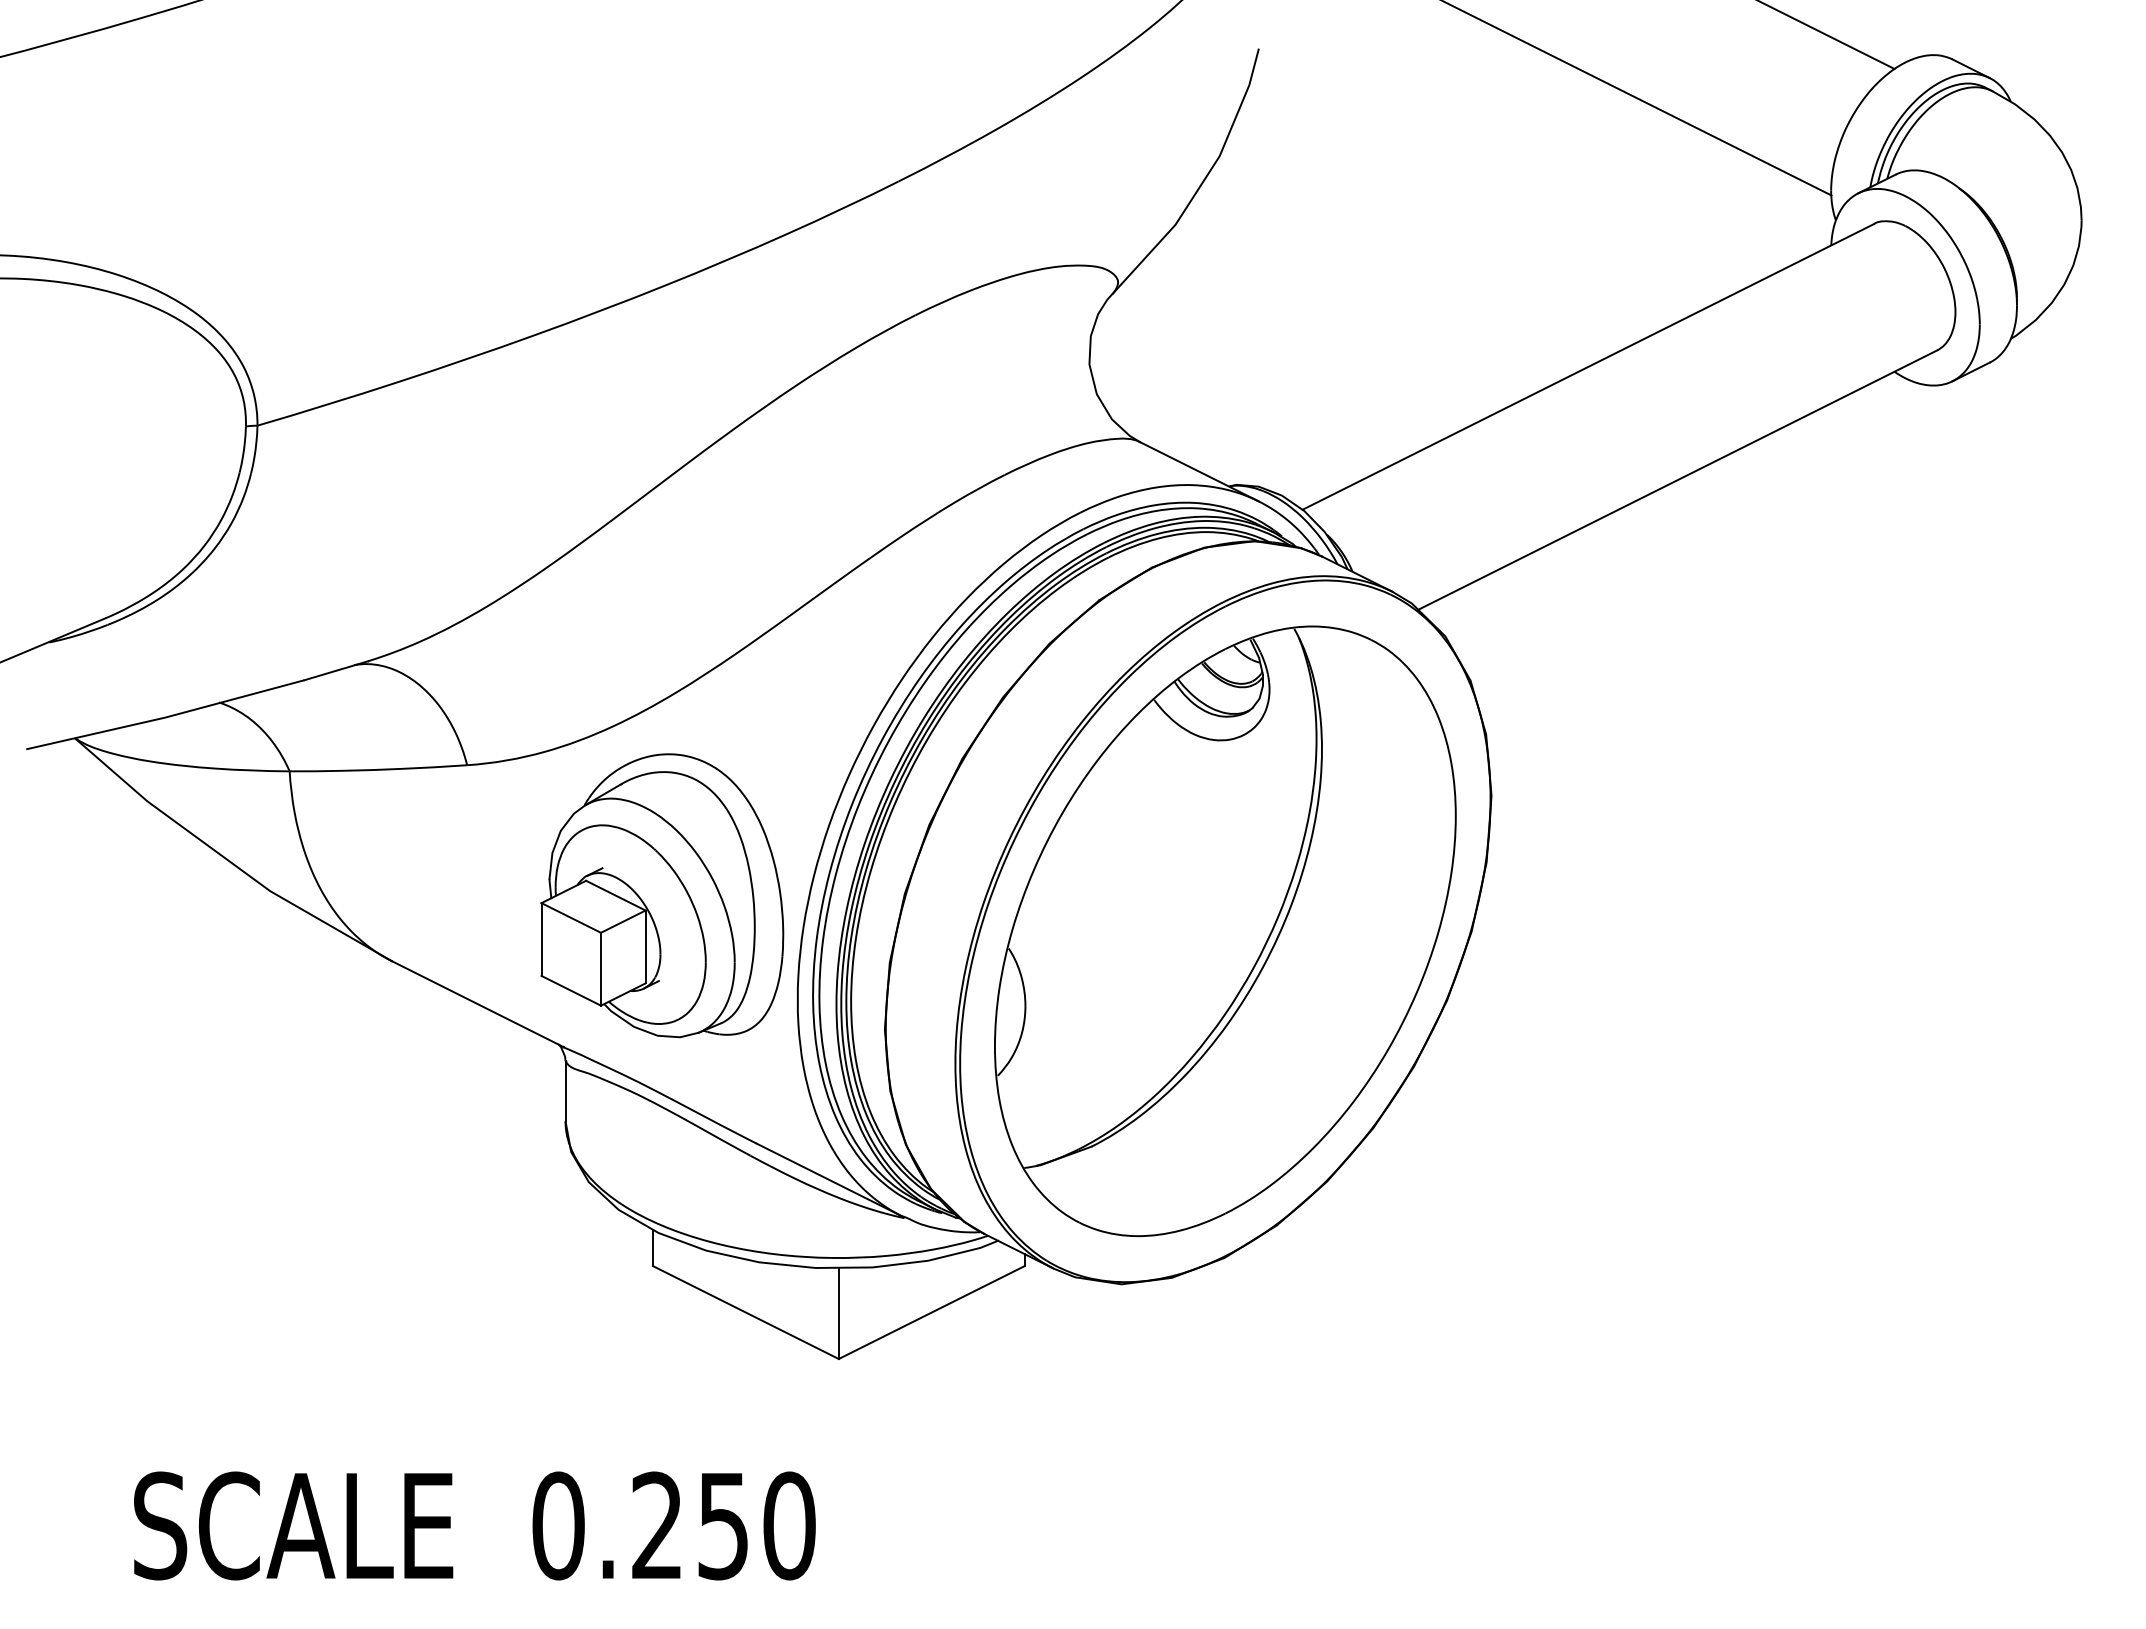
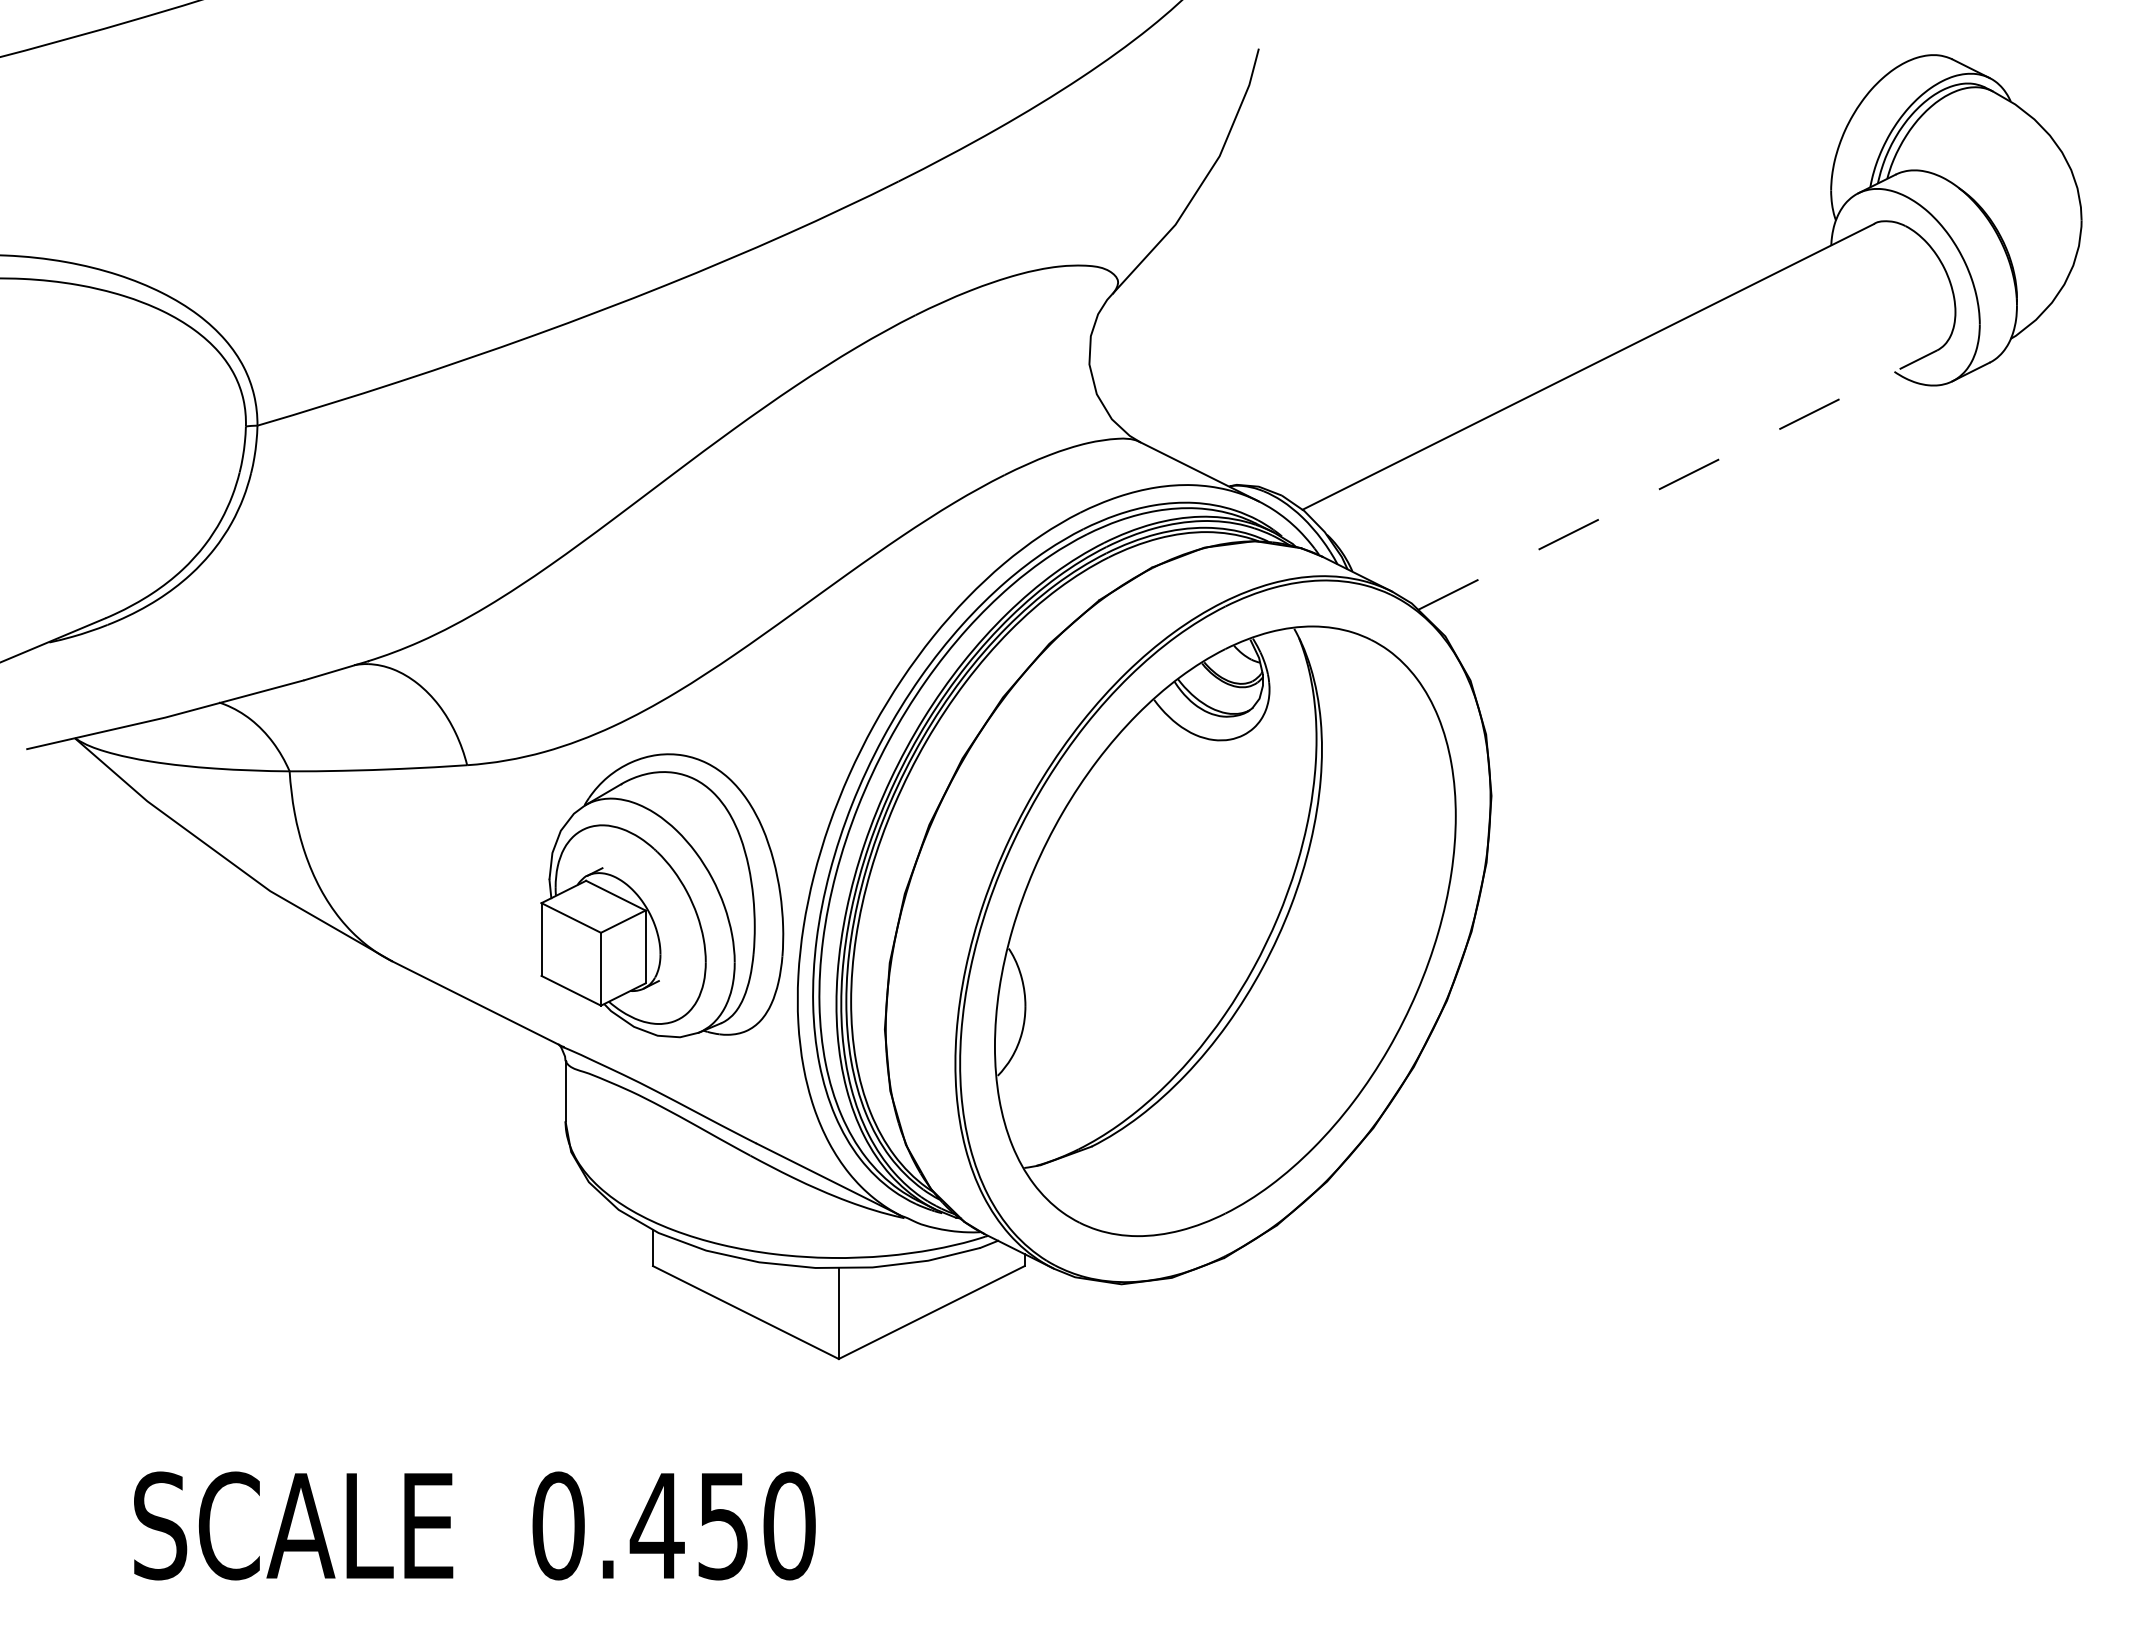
line: present -> none (1827, 35)
line: present -> none (1637, 98)
line: solid -> dashed (1678, 479)
text: 0.250 -> 0.450 (656, 1524)
